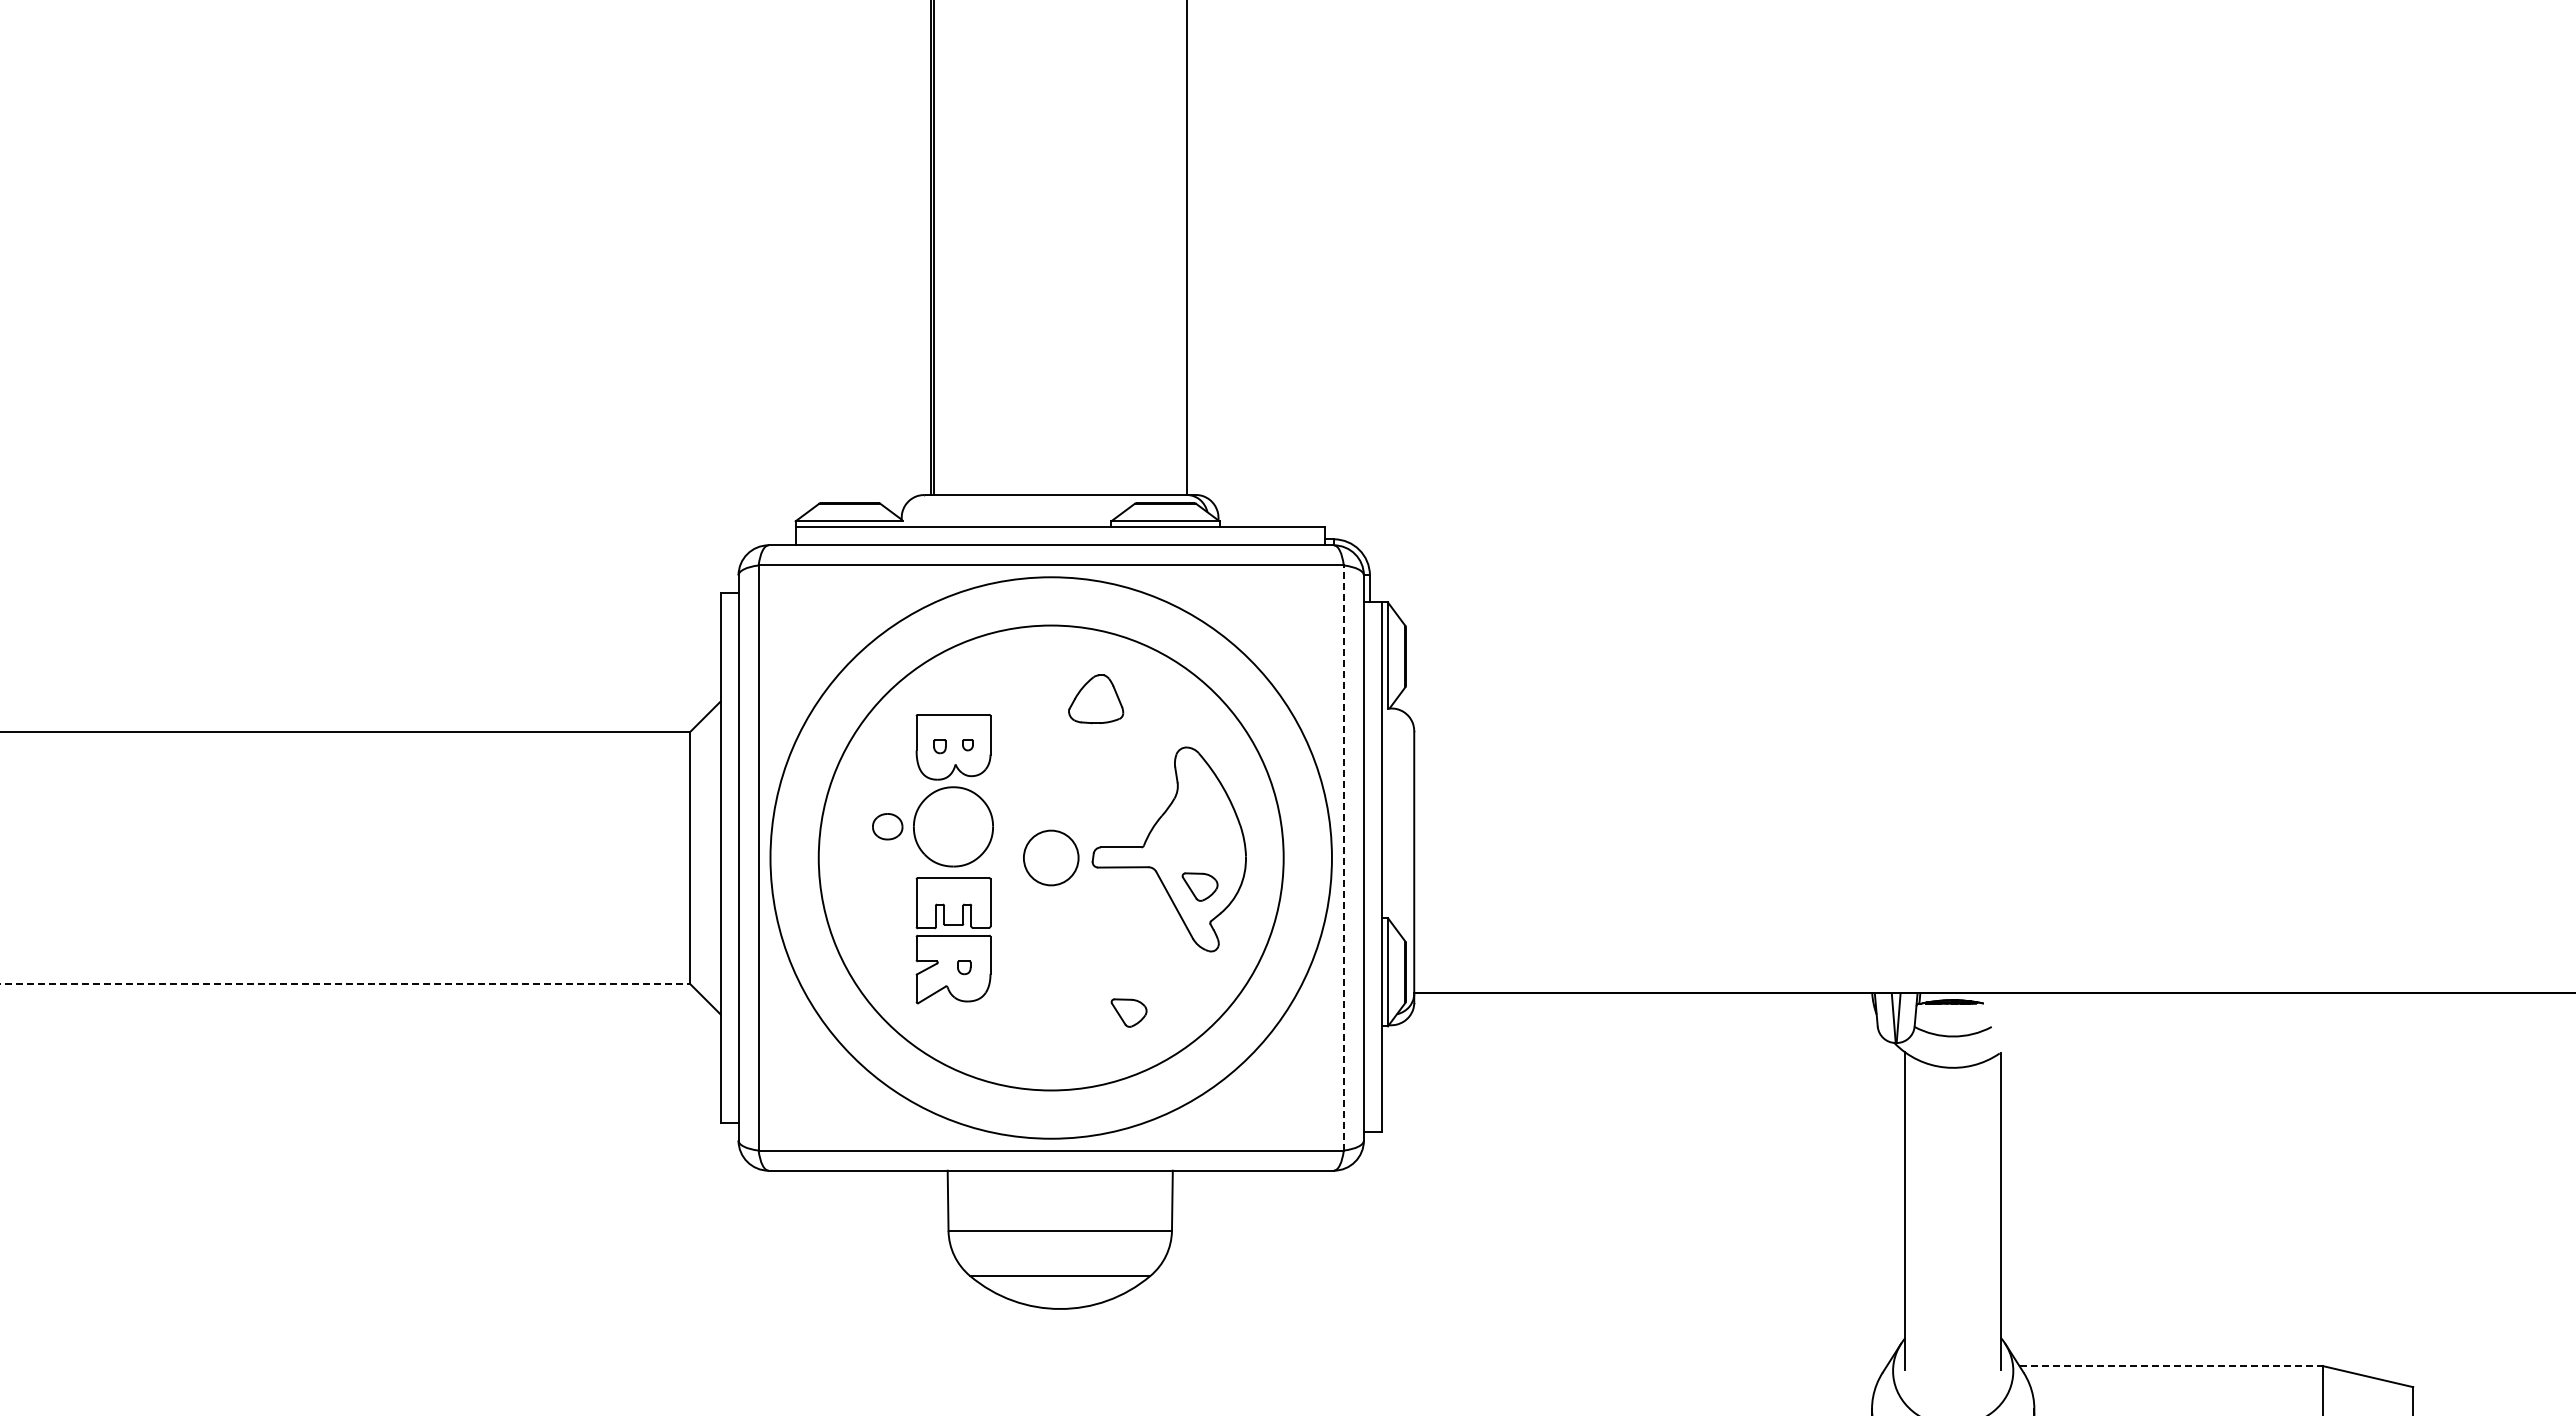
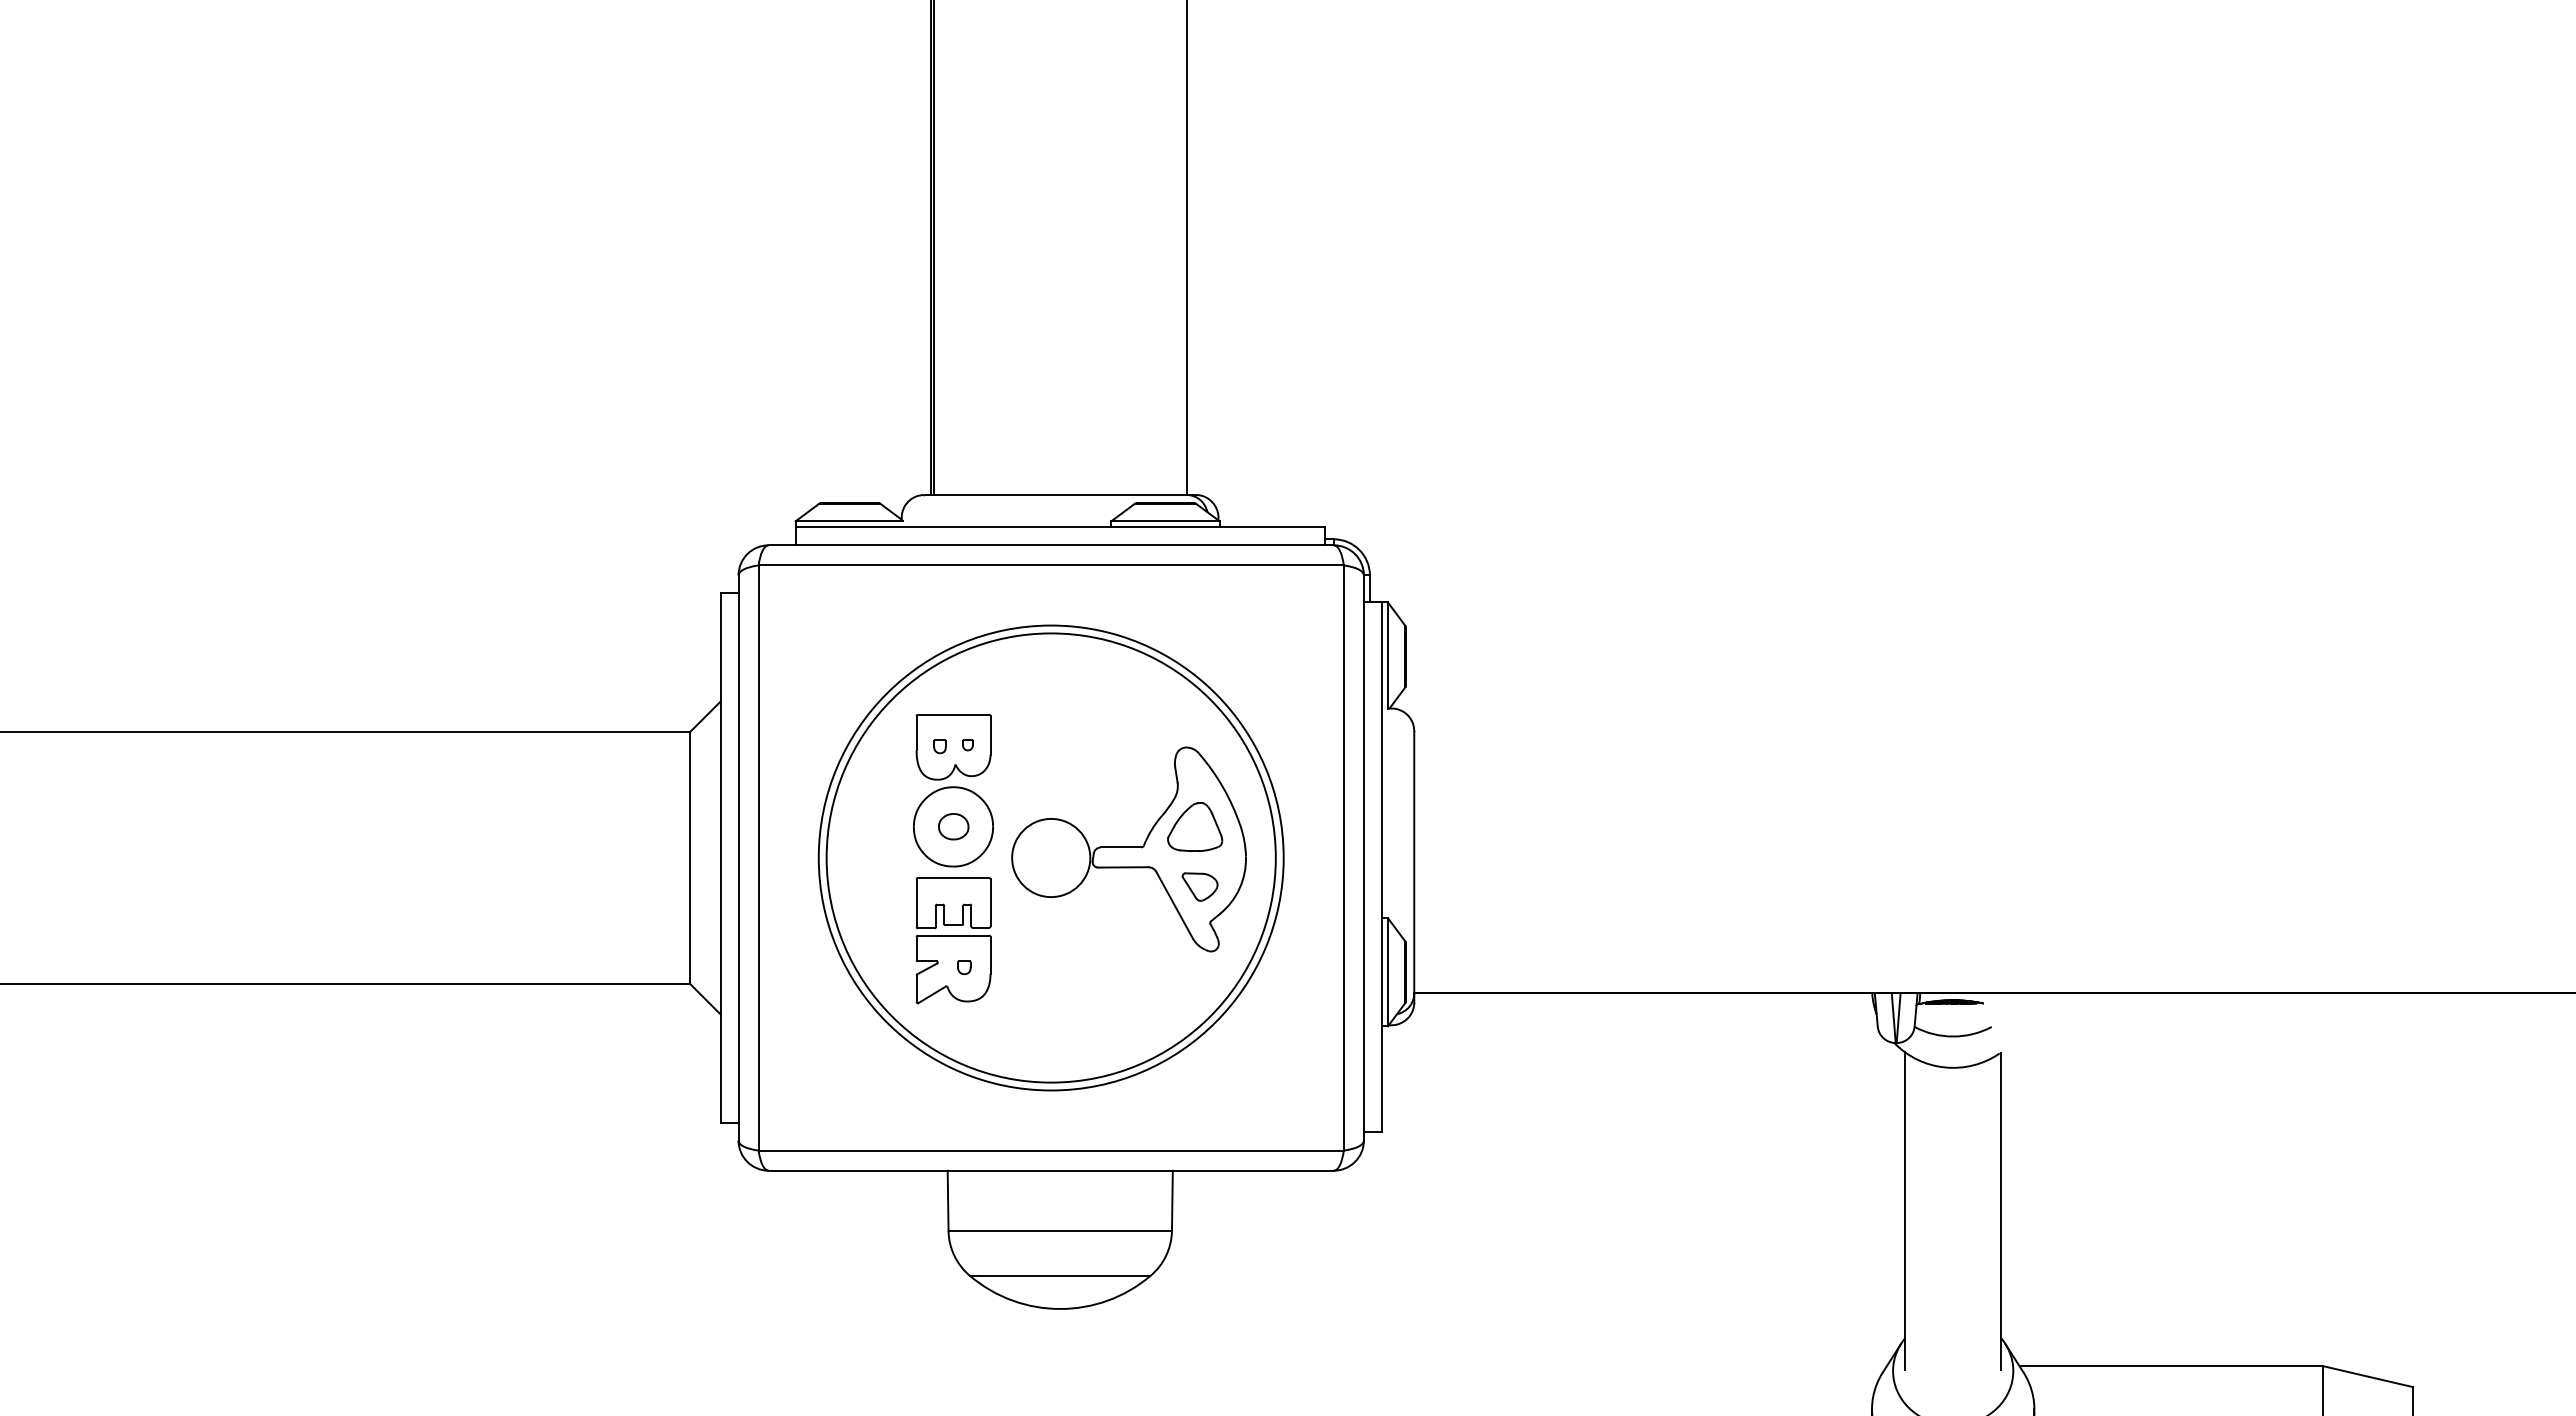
part position: (1096, 699) -> (1195, 827) (1195, 827)
part position: (887, 826) -> (953, 826) (953, 826)
circle diameter: 55 px -> 78 px (1051, 857)
circle diameter: 561 px -> 449 px (1050, 857)
line: dashed -> solid (1343, 858)
line: dashed -> solid (345, 984)
part: present -> none (1128, 1012)
line: dashed -> solid (2171, 1366)
